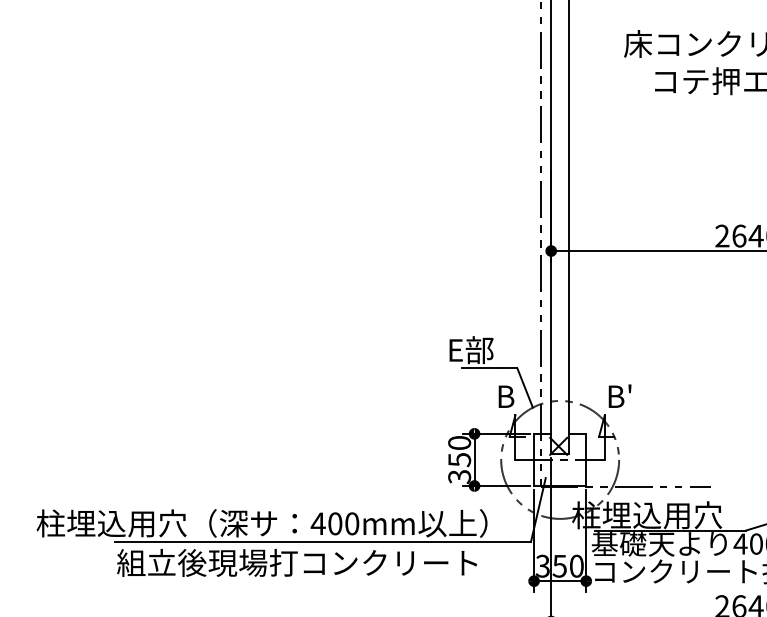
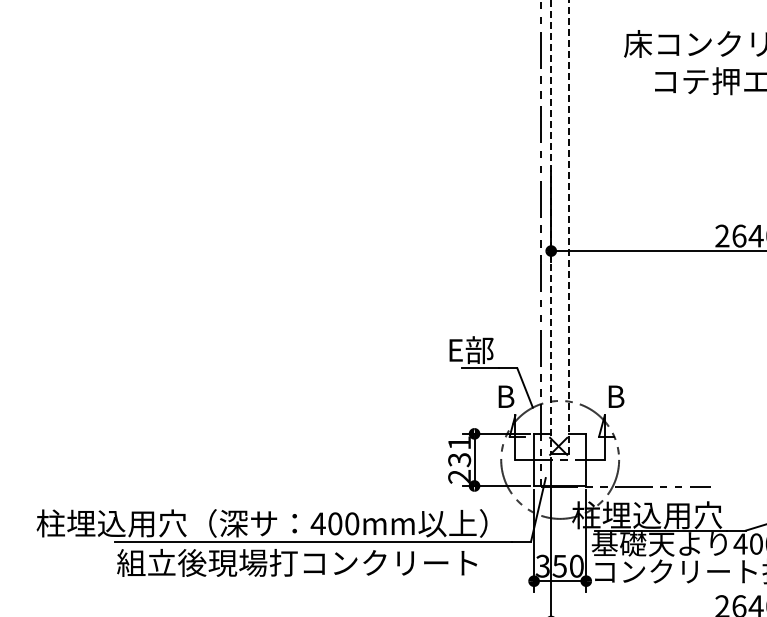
line: solid -> dashed (569, 226)
line: solid -> dashed (551, 227)
text: B' -> B (629, 388)
text: 350 -> 231 (459, 460)
